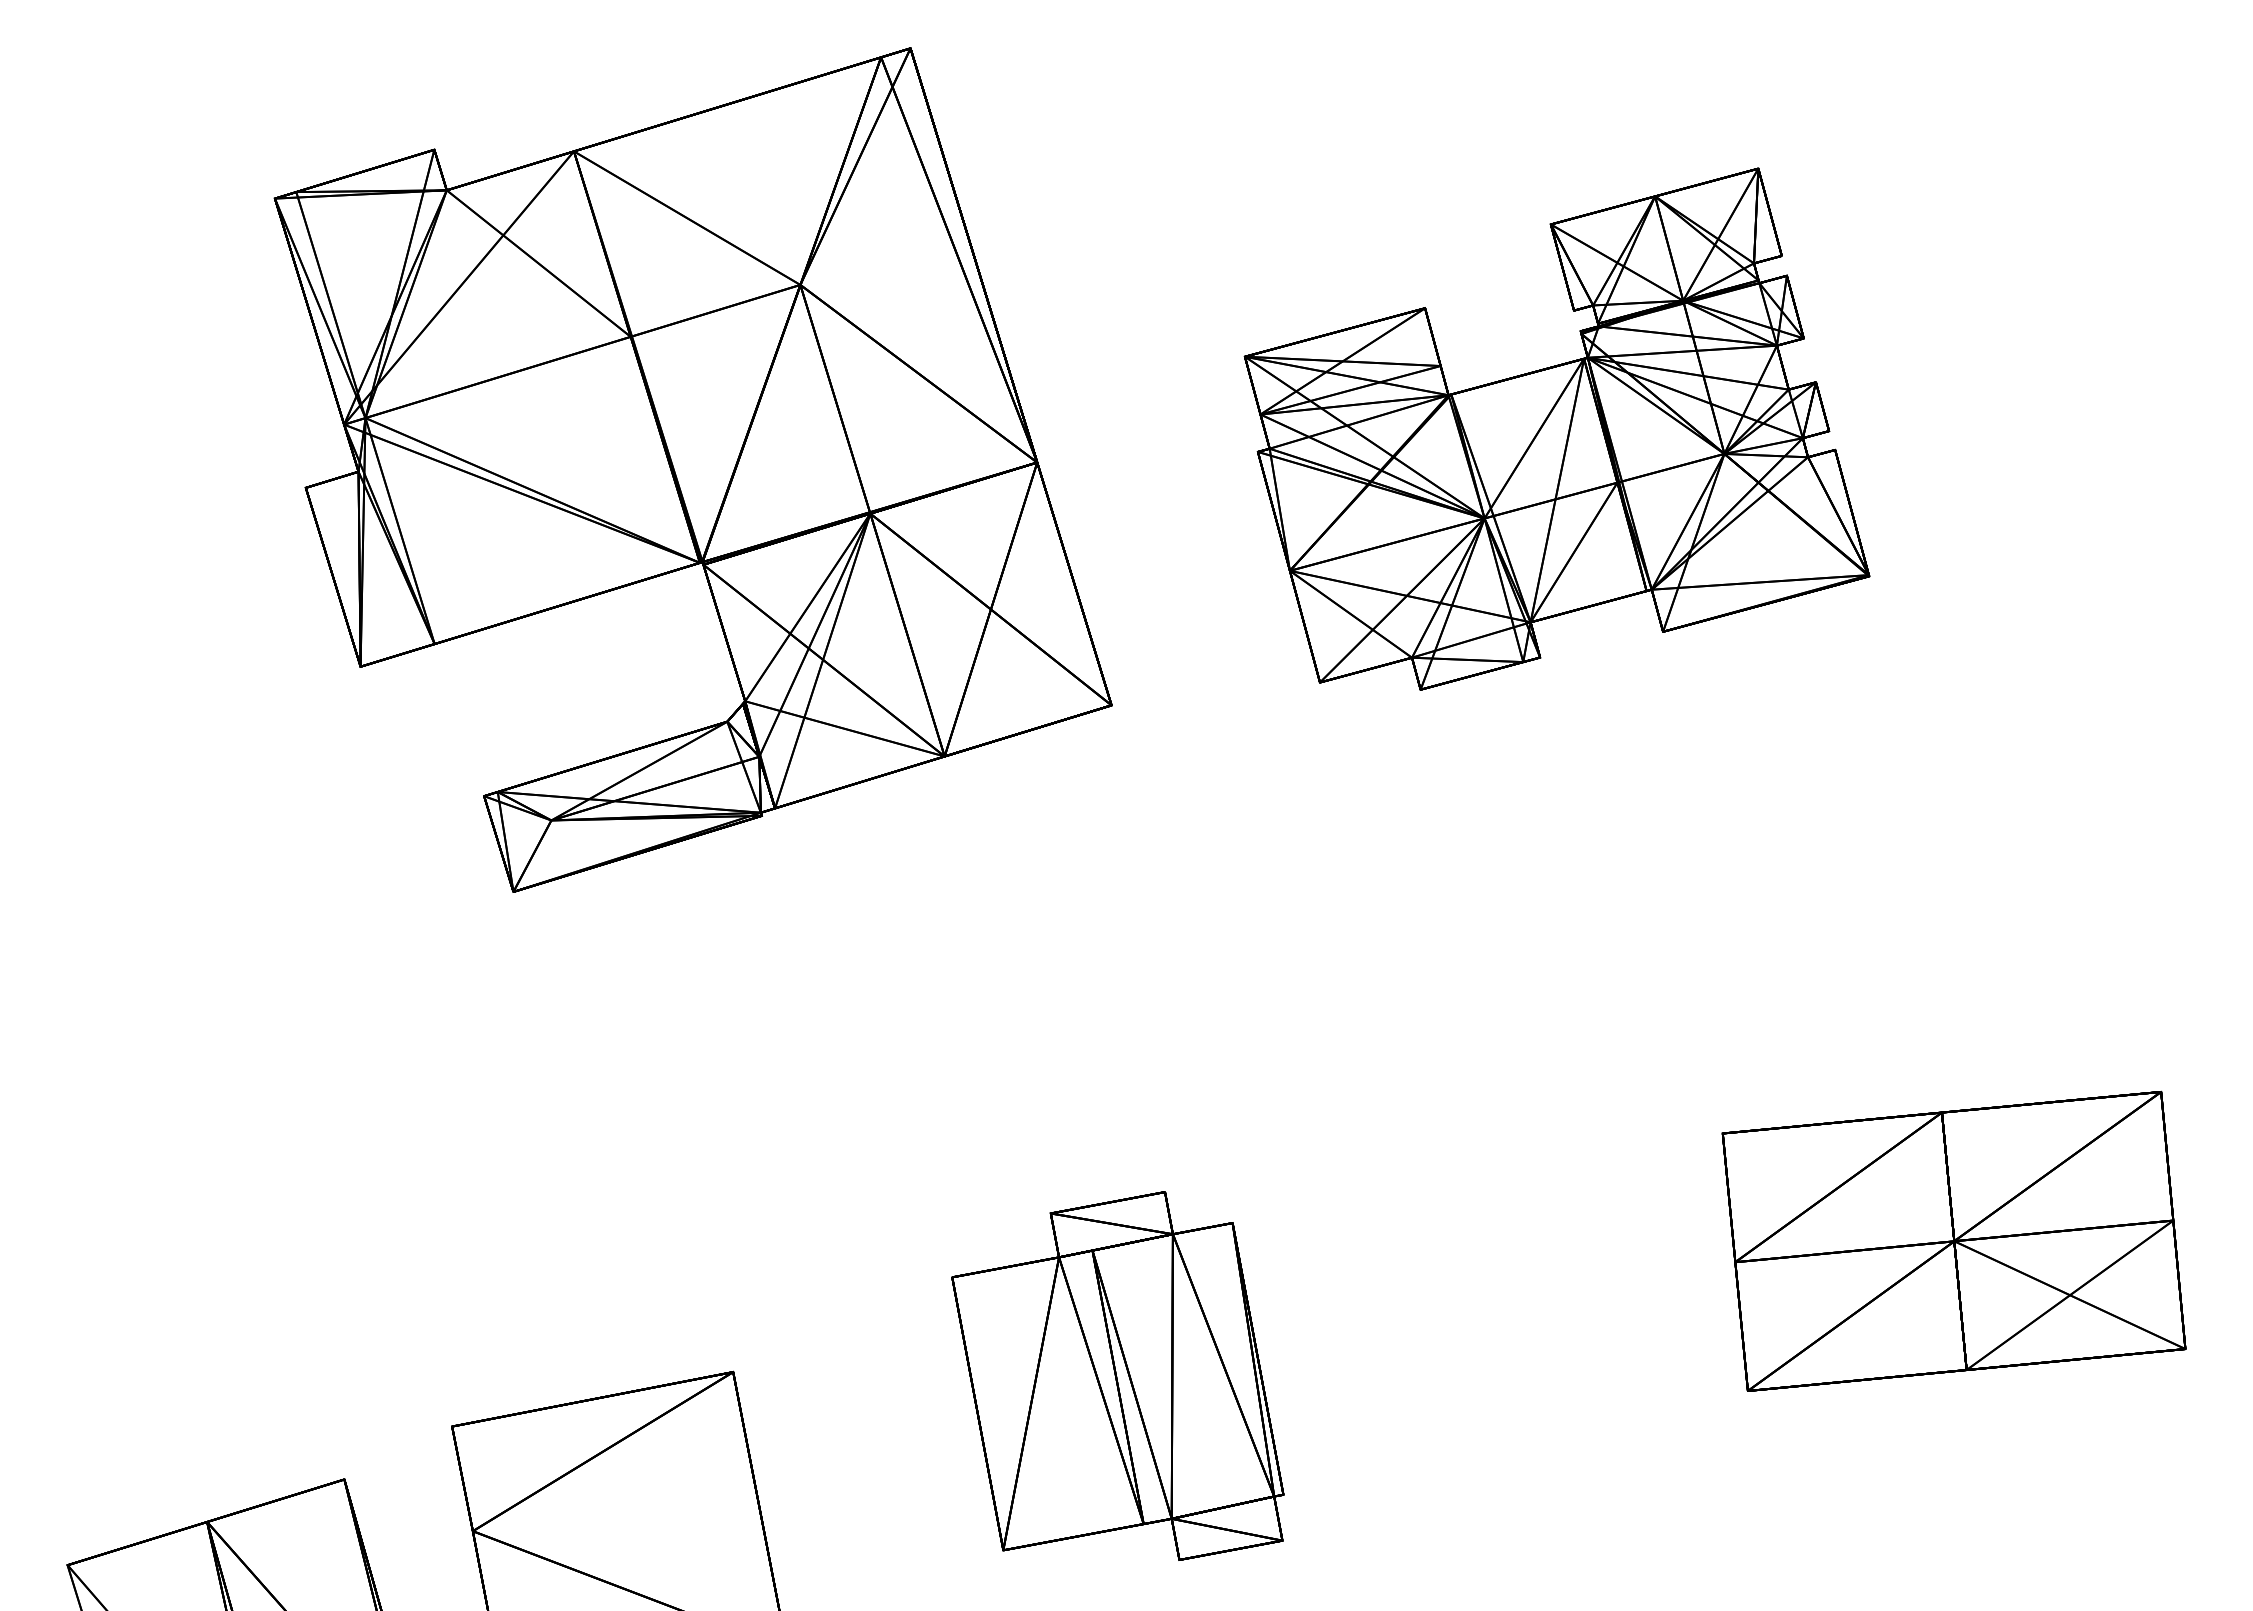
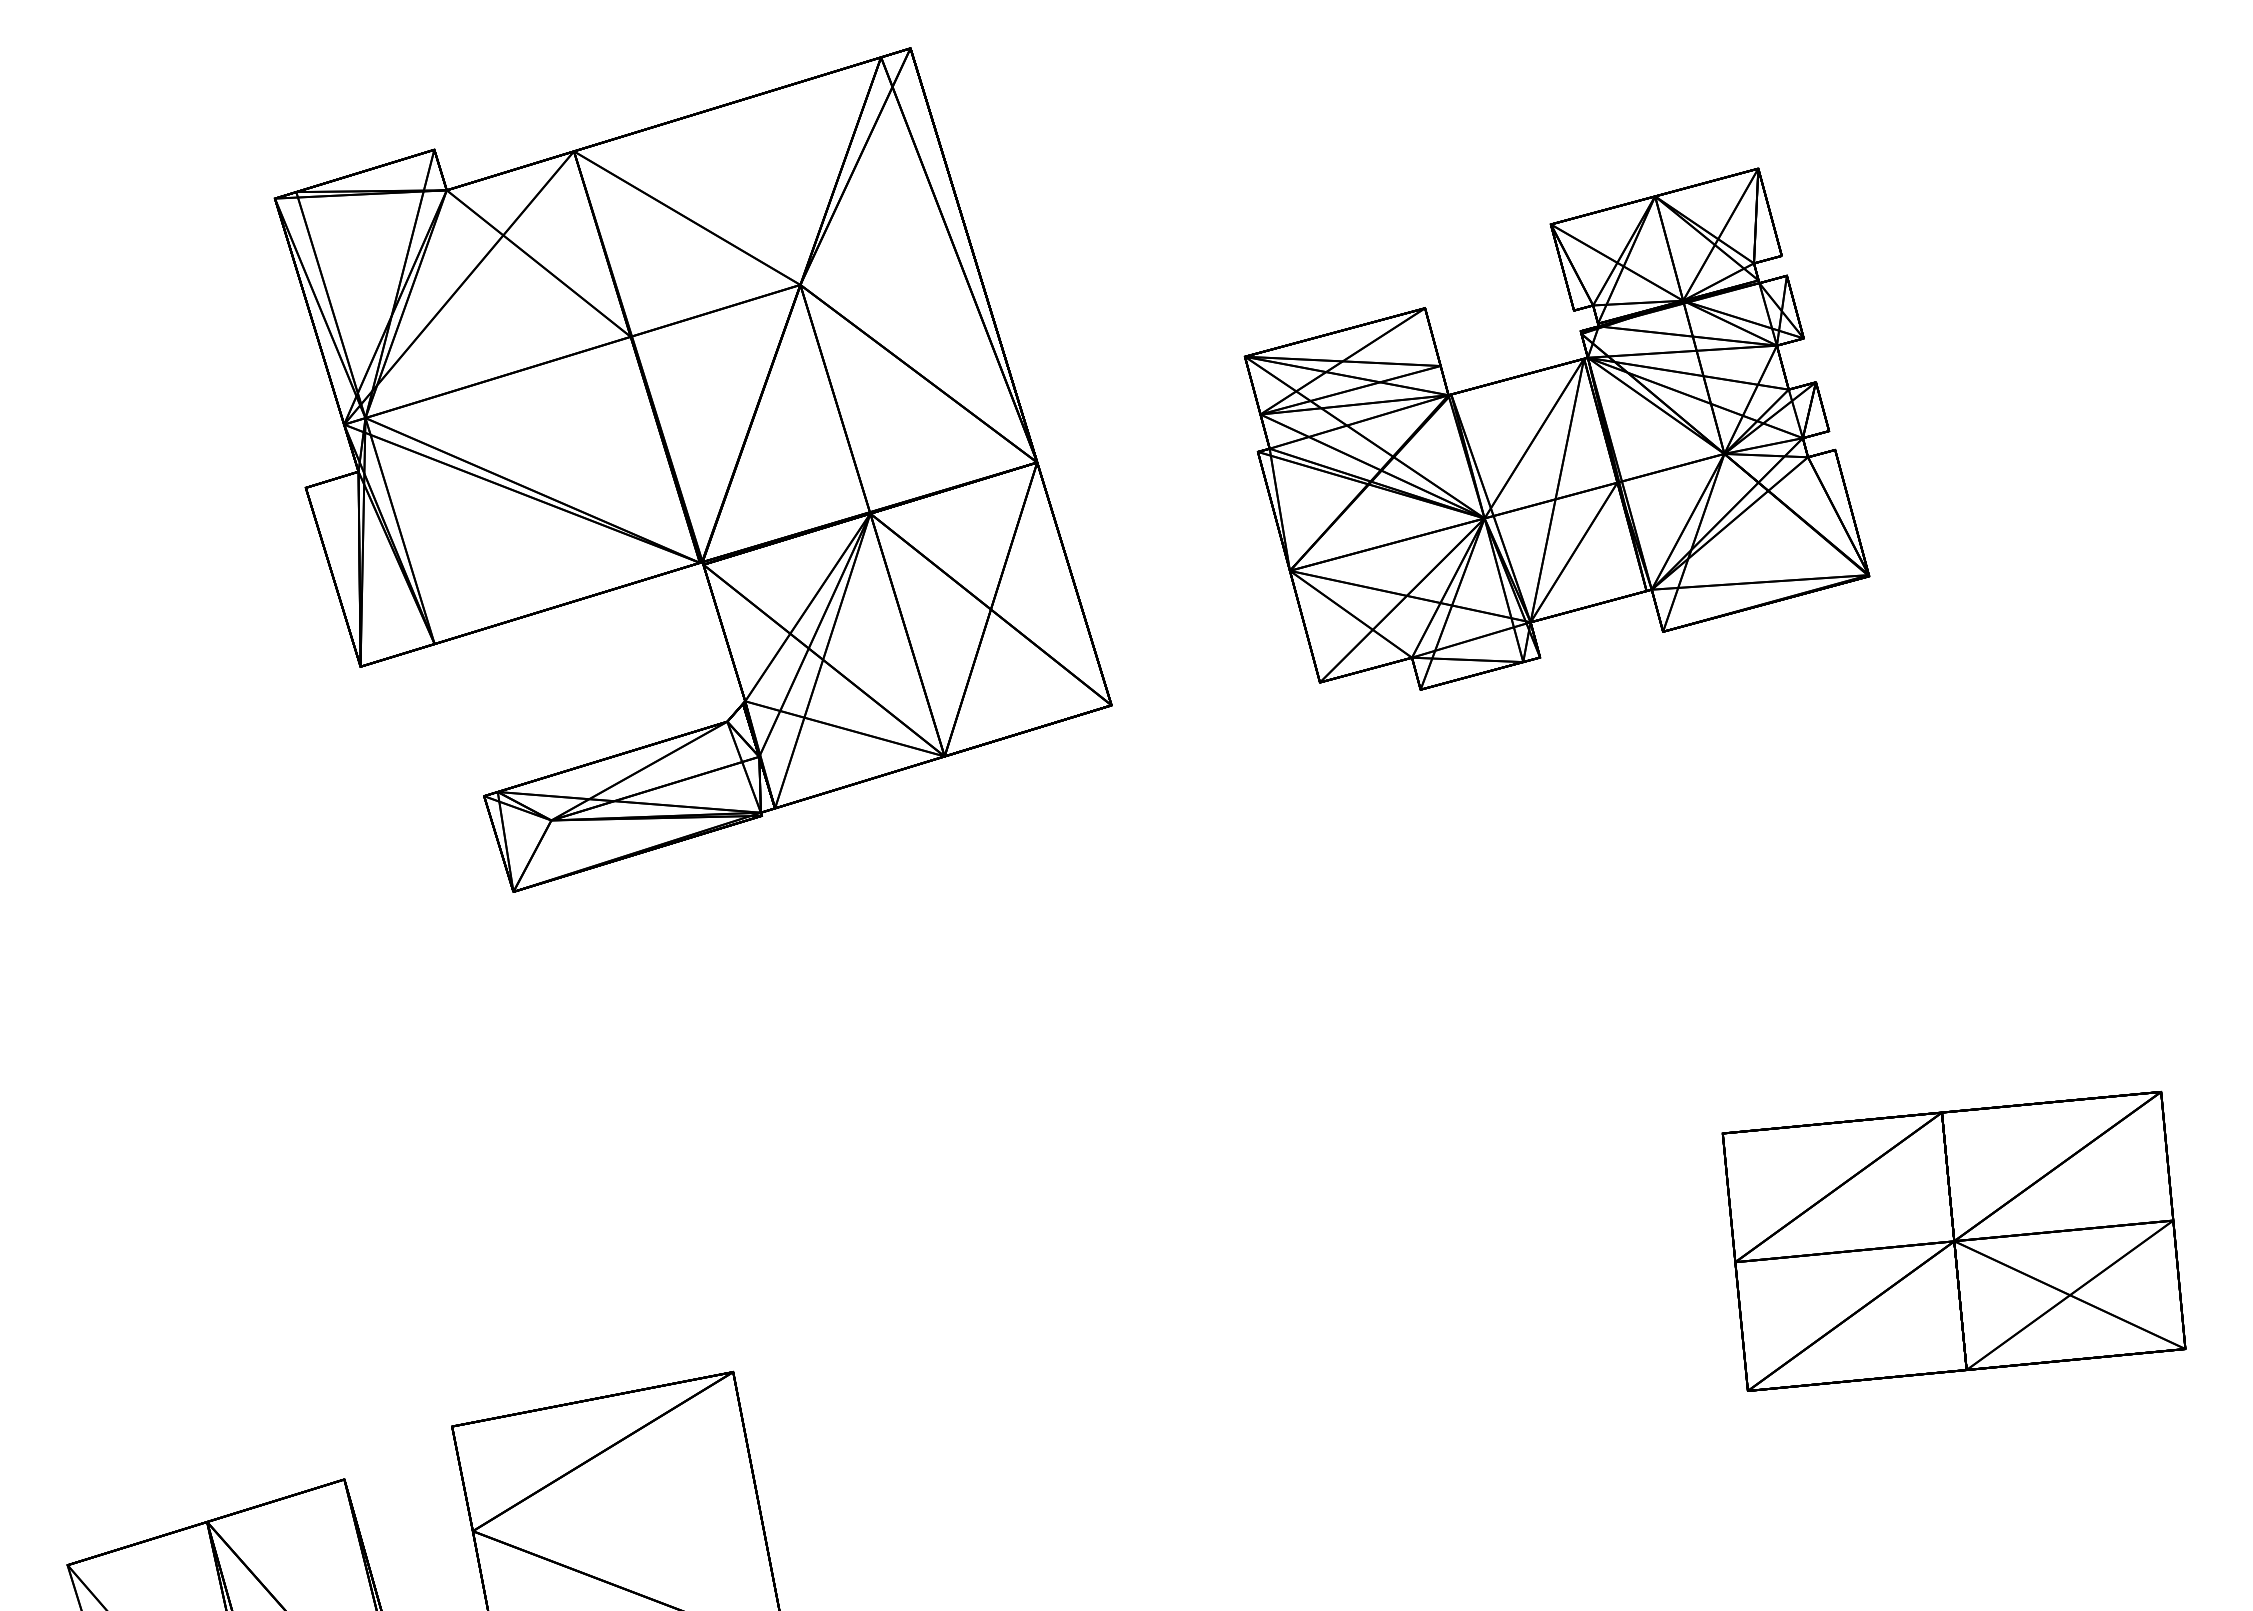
part: present -> none (1117, 1375)
